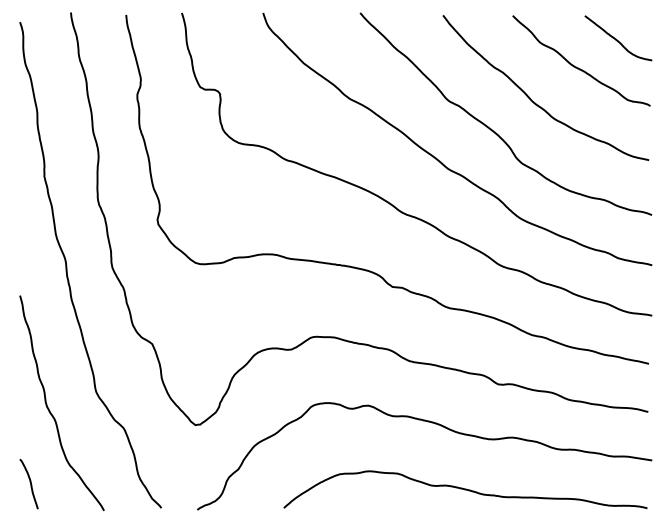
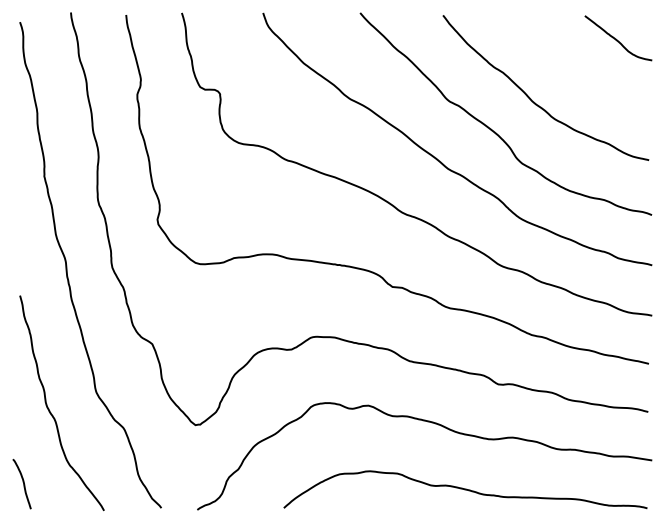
curve: present -> none (578, 67)
curve position: (30, 484) -> (23, 484) (23, 484)
